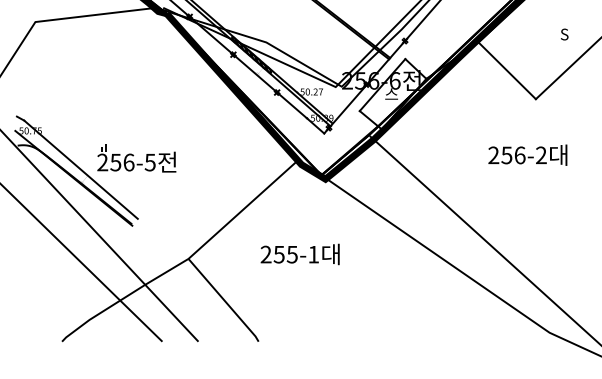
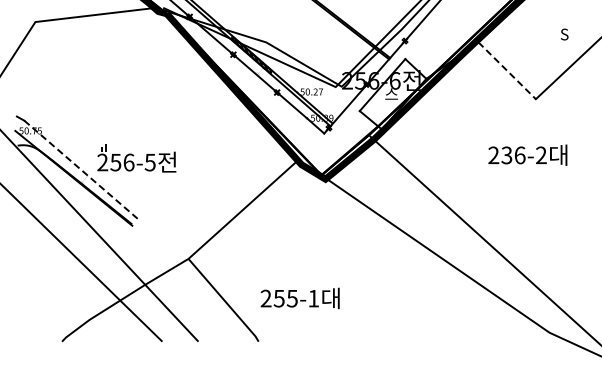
line: solid -> dashed (507, 71)
text: 256-2 -> 236-2 (507, 154)
line: solid -> dashed (81, 170)
text position: (299, 254) -> (299, 298) (299, 298)
